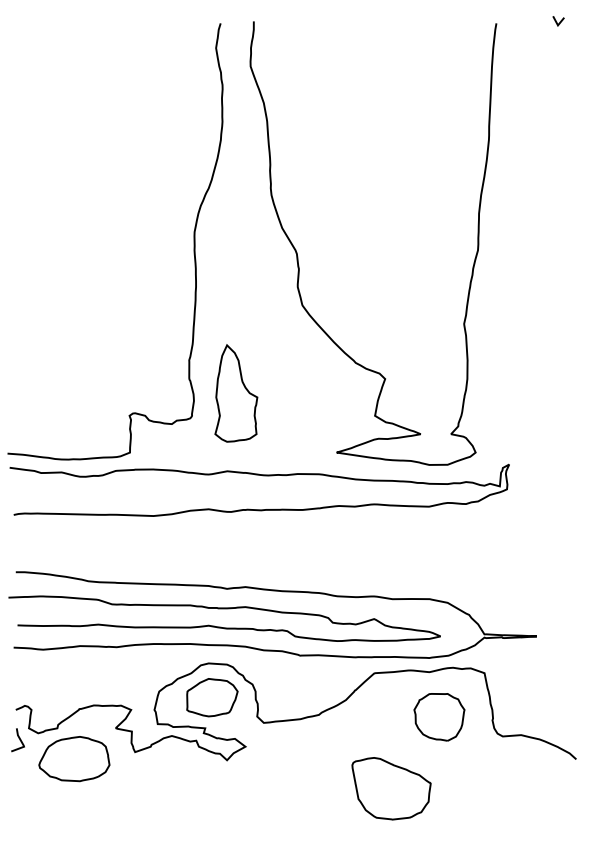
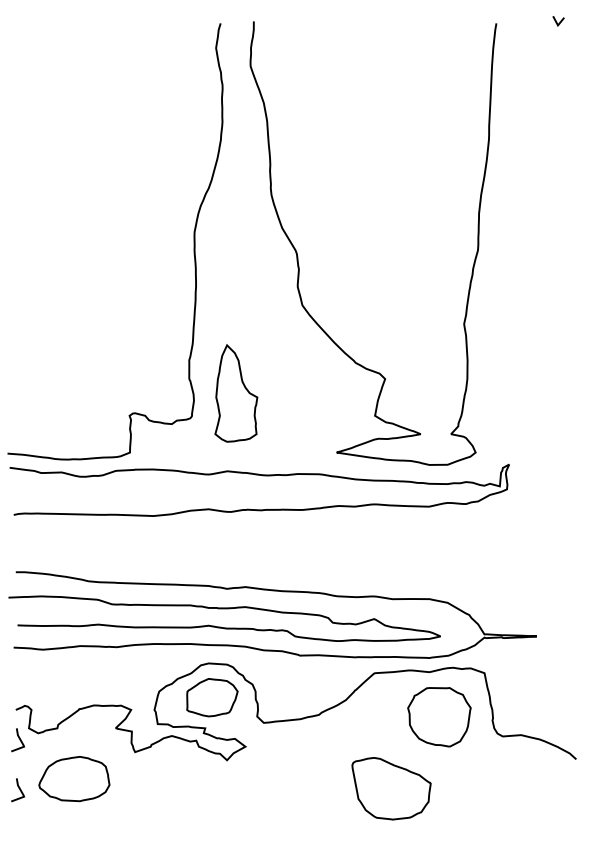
part size: 53x49 px -> 65x61 px (439, 717)
part position: (74, 759) -> (74, 779) (74, 779)
line: none -> present (19, 790)
